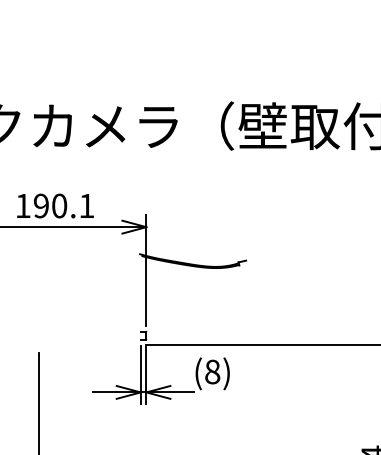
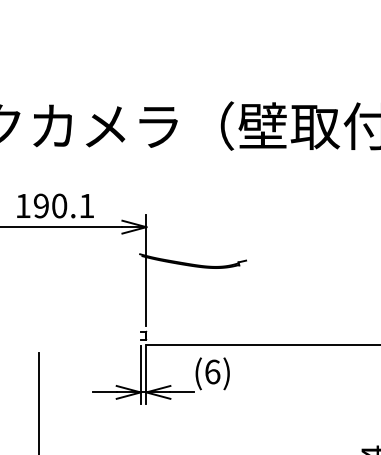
text: (8) -> (6) (212, 371)
